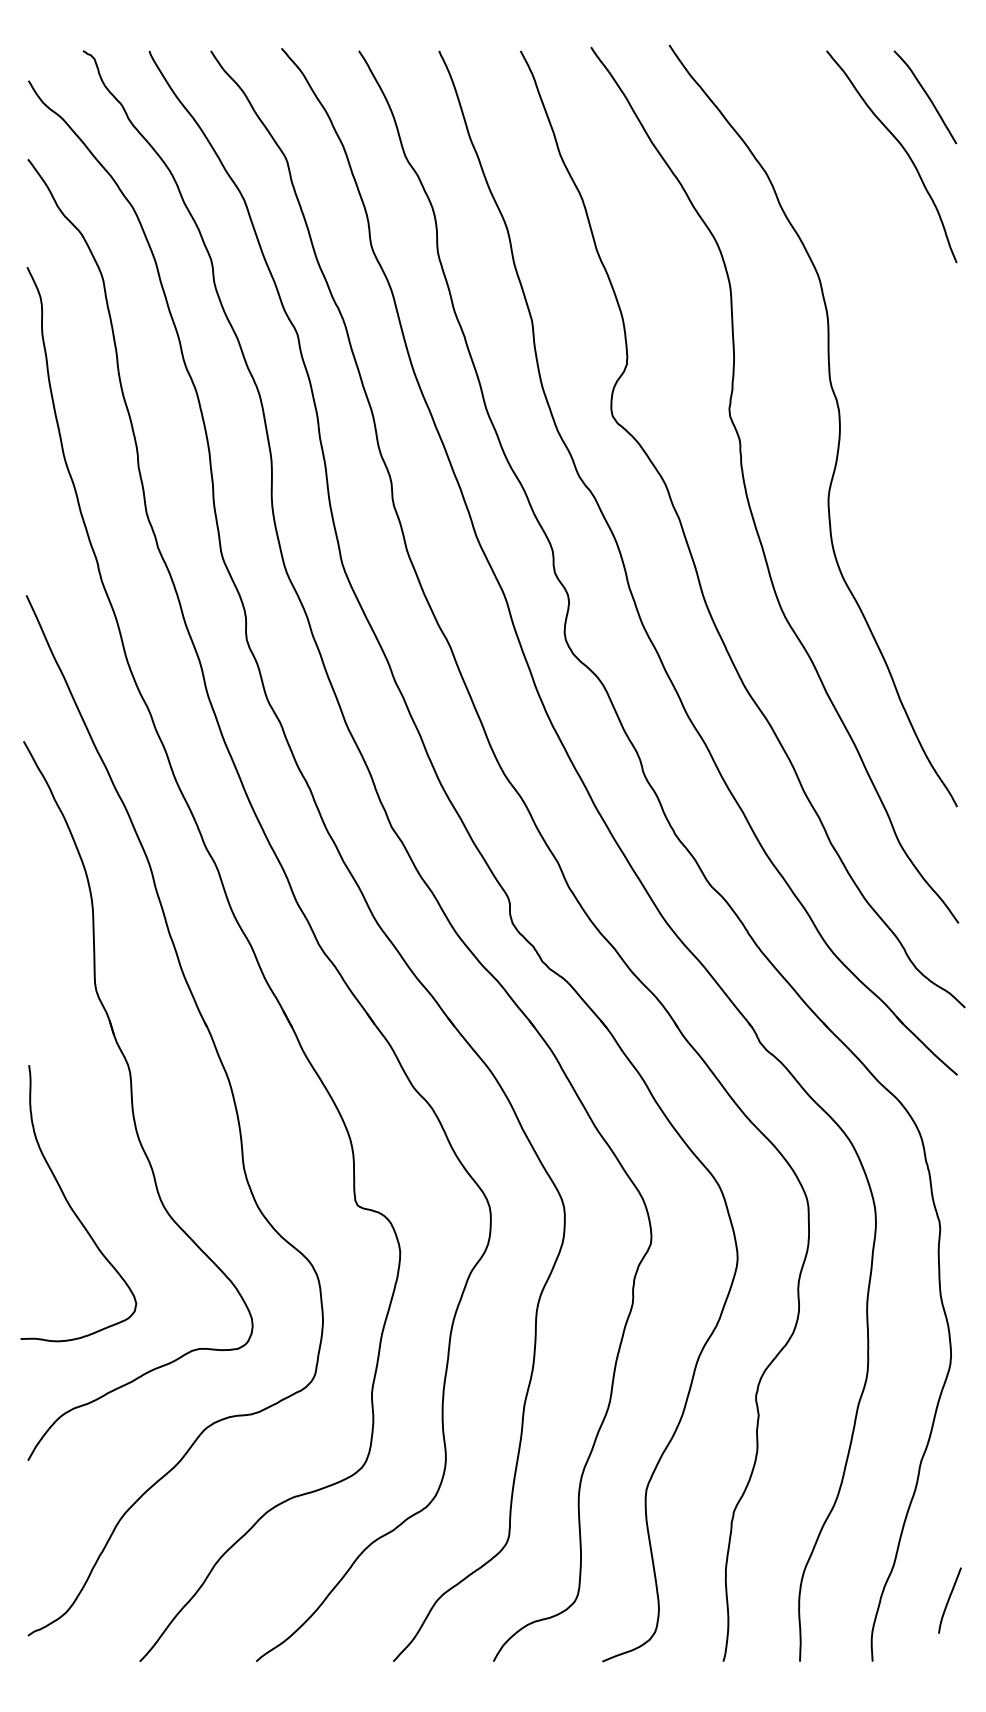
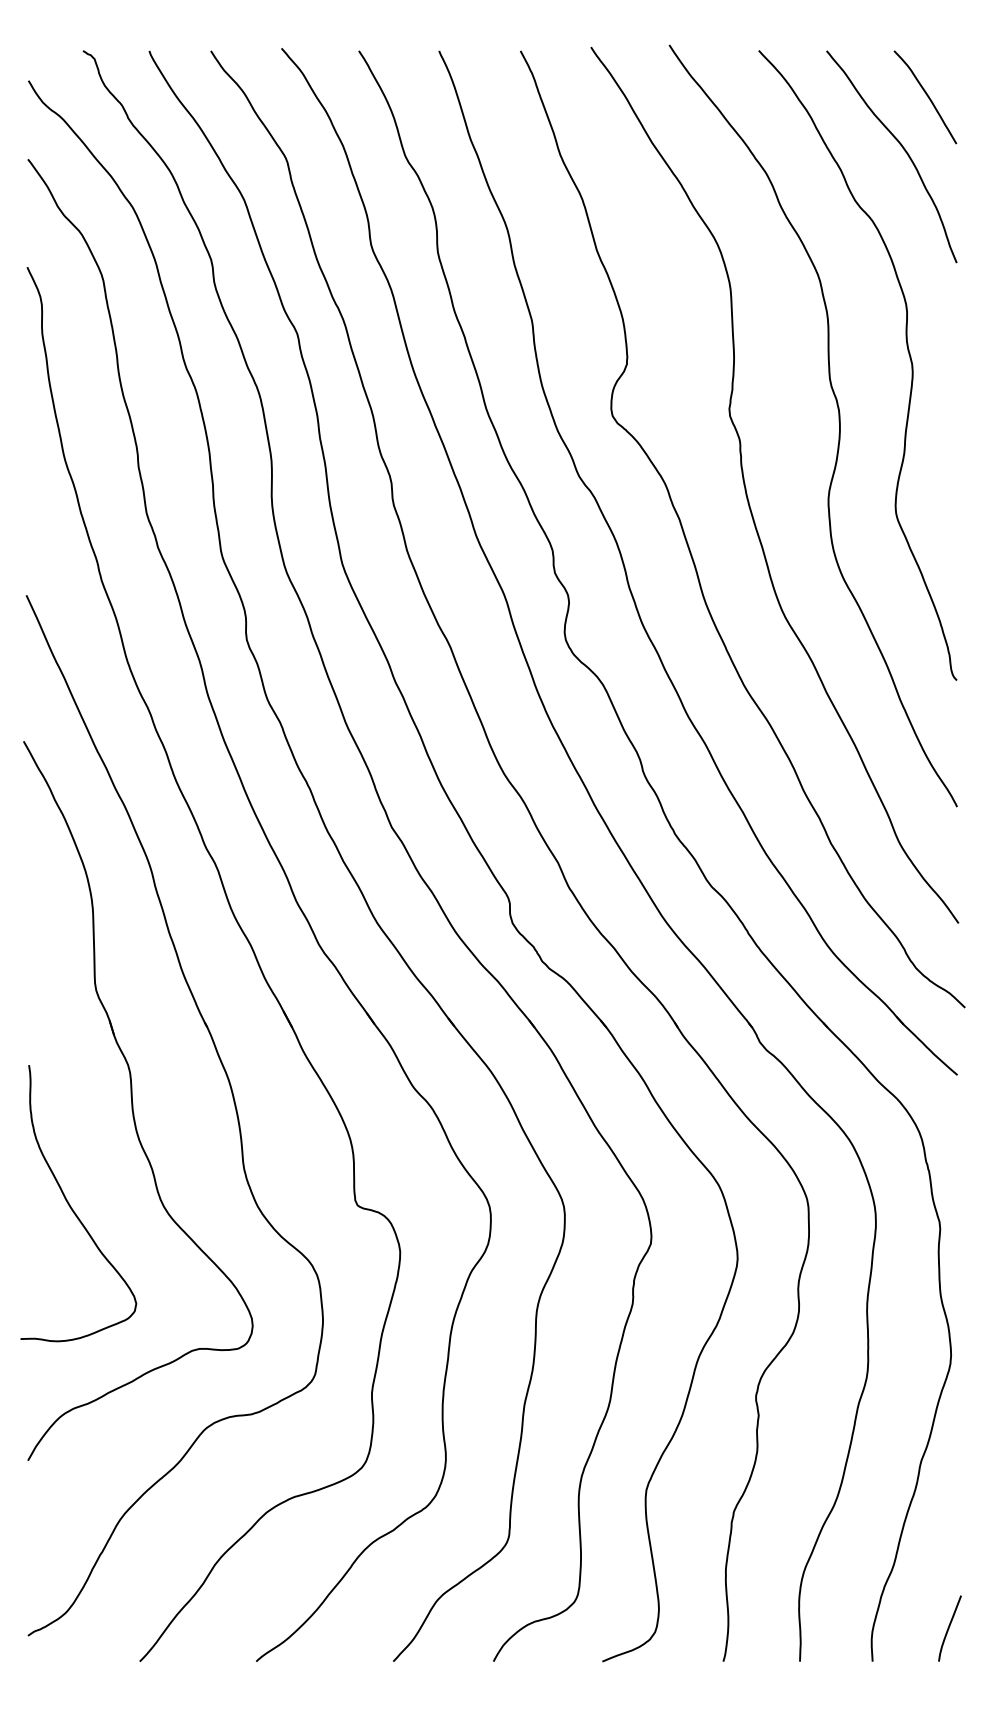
curve: none -> present (907, 351)
curve position: (949, 1600) -> (949, 1628) (949, 1628)
